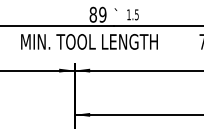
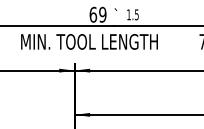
text: 89 -> 69 (93, 14)
